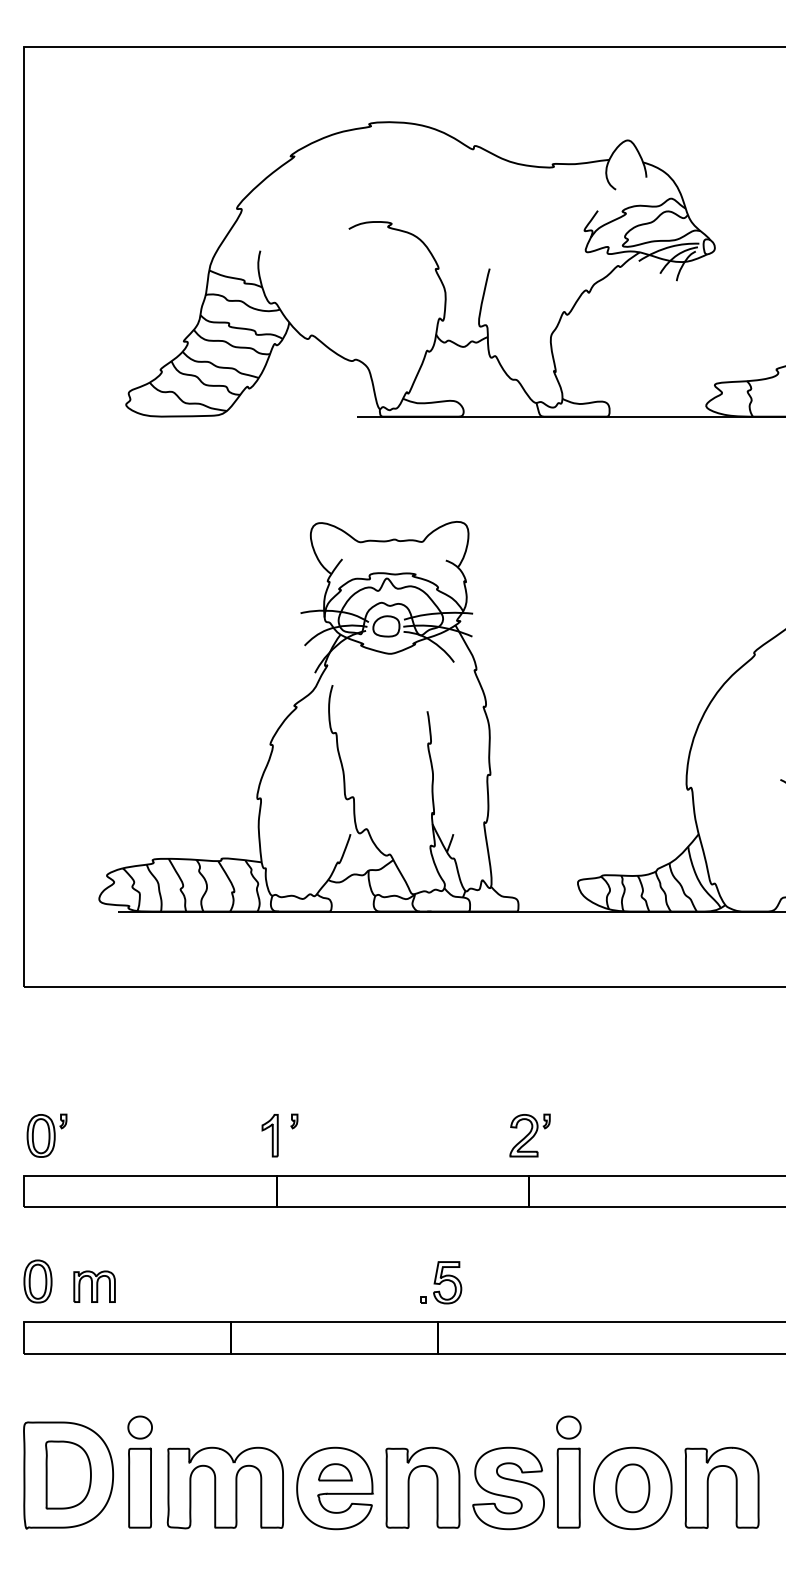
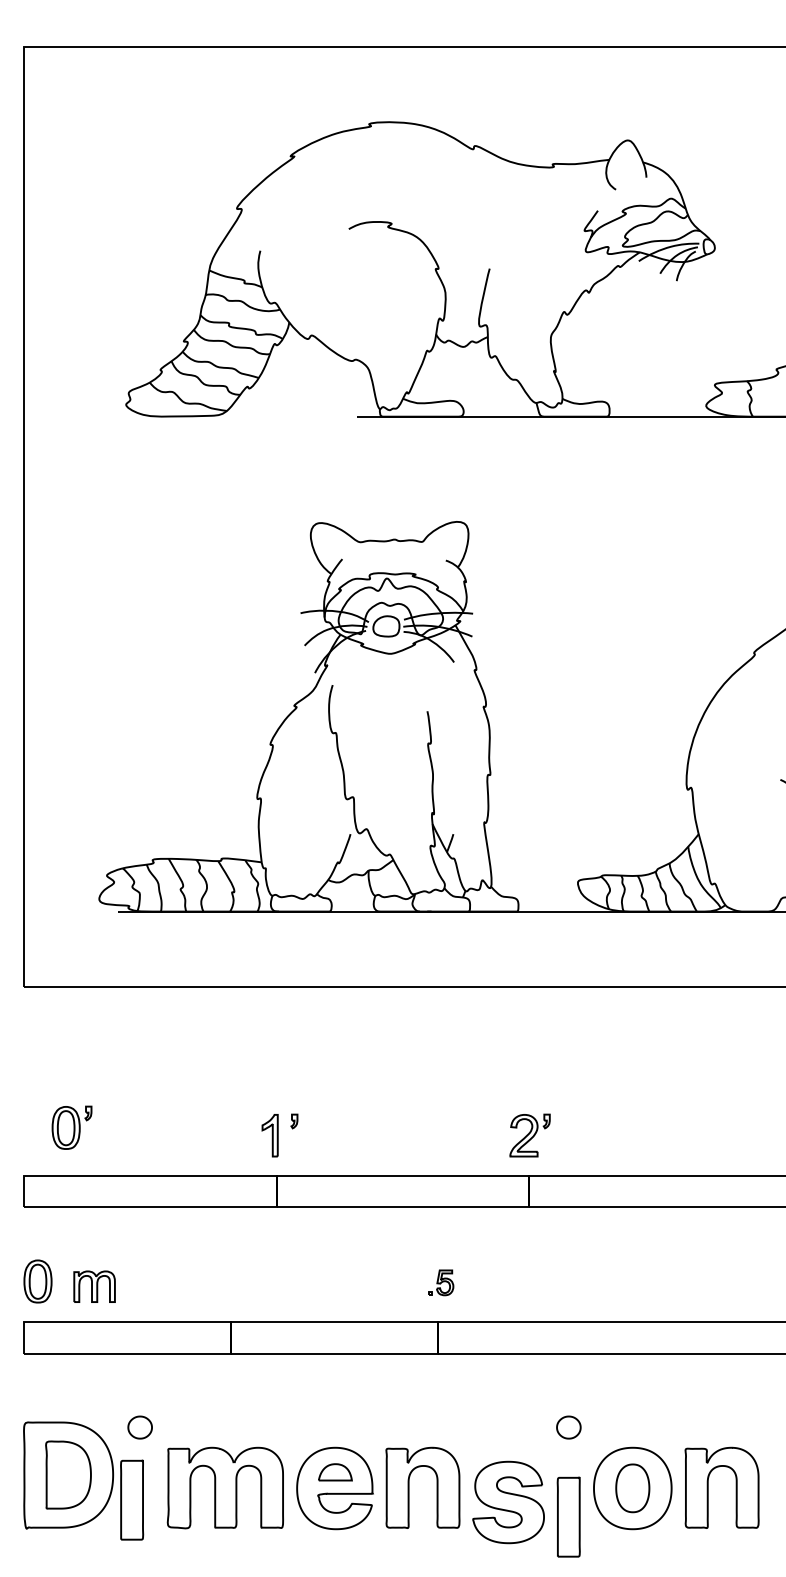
part position: (46, 1135) -> (71, 1127) (71, 1127)
part size: 43x44 px -> 27x28 px (441, 1282)
part position: (140, 1487) -> (132, 1499) (132, 1499)
part position: (568, 1487) -> (568, 1516) (568, 1516)
part position: (508, 1488) -> (508, 1502) (508, 1502)
